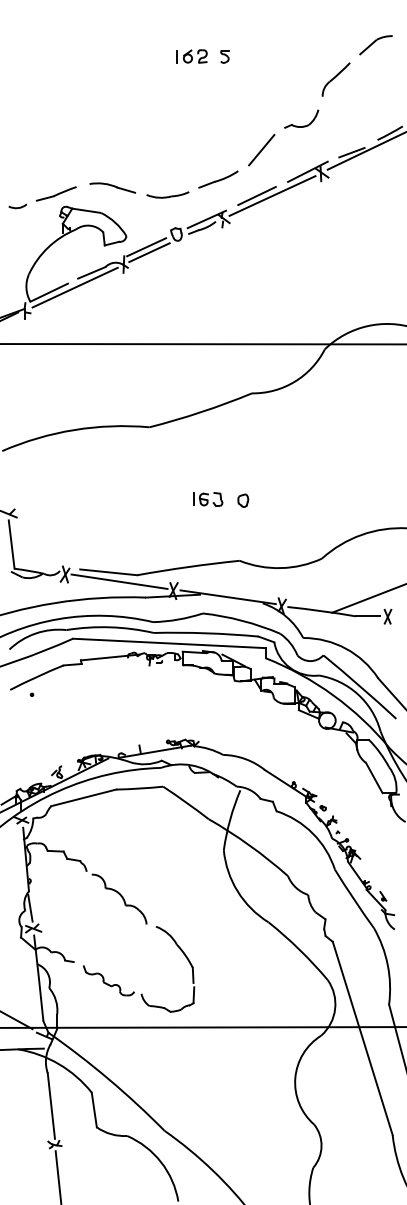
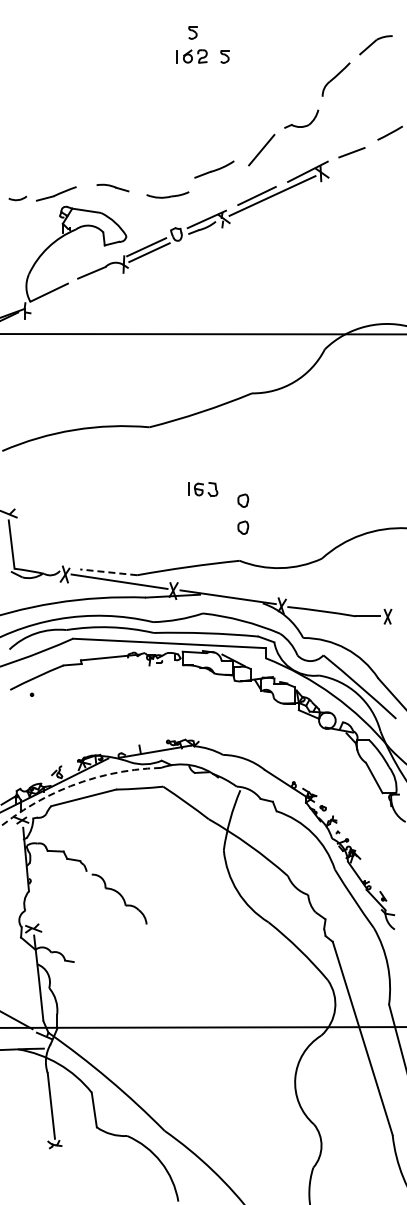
part: none -> present (192, 32)
line: present -> none (365, 151)
part position: (218, 179) -> (214, 169) (214, 169)
part size: 48x12 px -> 34x10 px (112, 187)
arc position: (17, 207) -> (17, 199) (17, 199)
line: present -> none (74, 287)
line position: (202, 344) -> (202, 334) (202, 334)
part position: (208, 499) -> (203, 489) (203, 489)
part: none -> present (243, 527)
line: solid -> dashed (108, 572)
line: present -> none (367, 598)
arc: solid -> dashed (76, 784)
line: present -> none (30, 907)
part: present -> none (134, 991)
line: present -> none (58, 1176)
